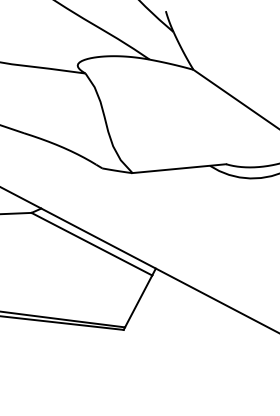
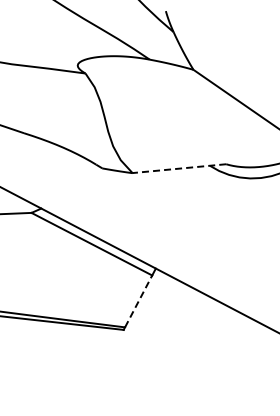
line: solid -> dashed (178, 168)
line: solid -> dashed (138, 300)
